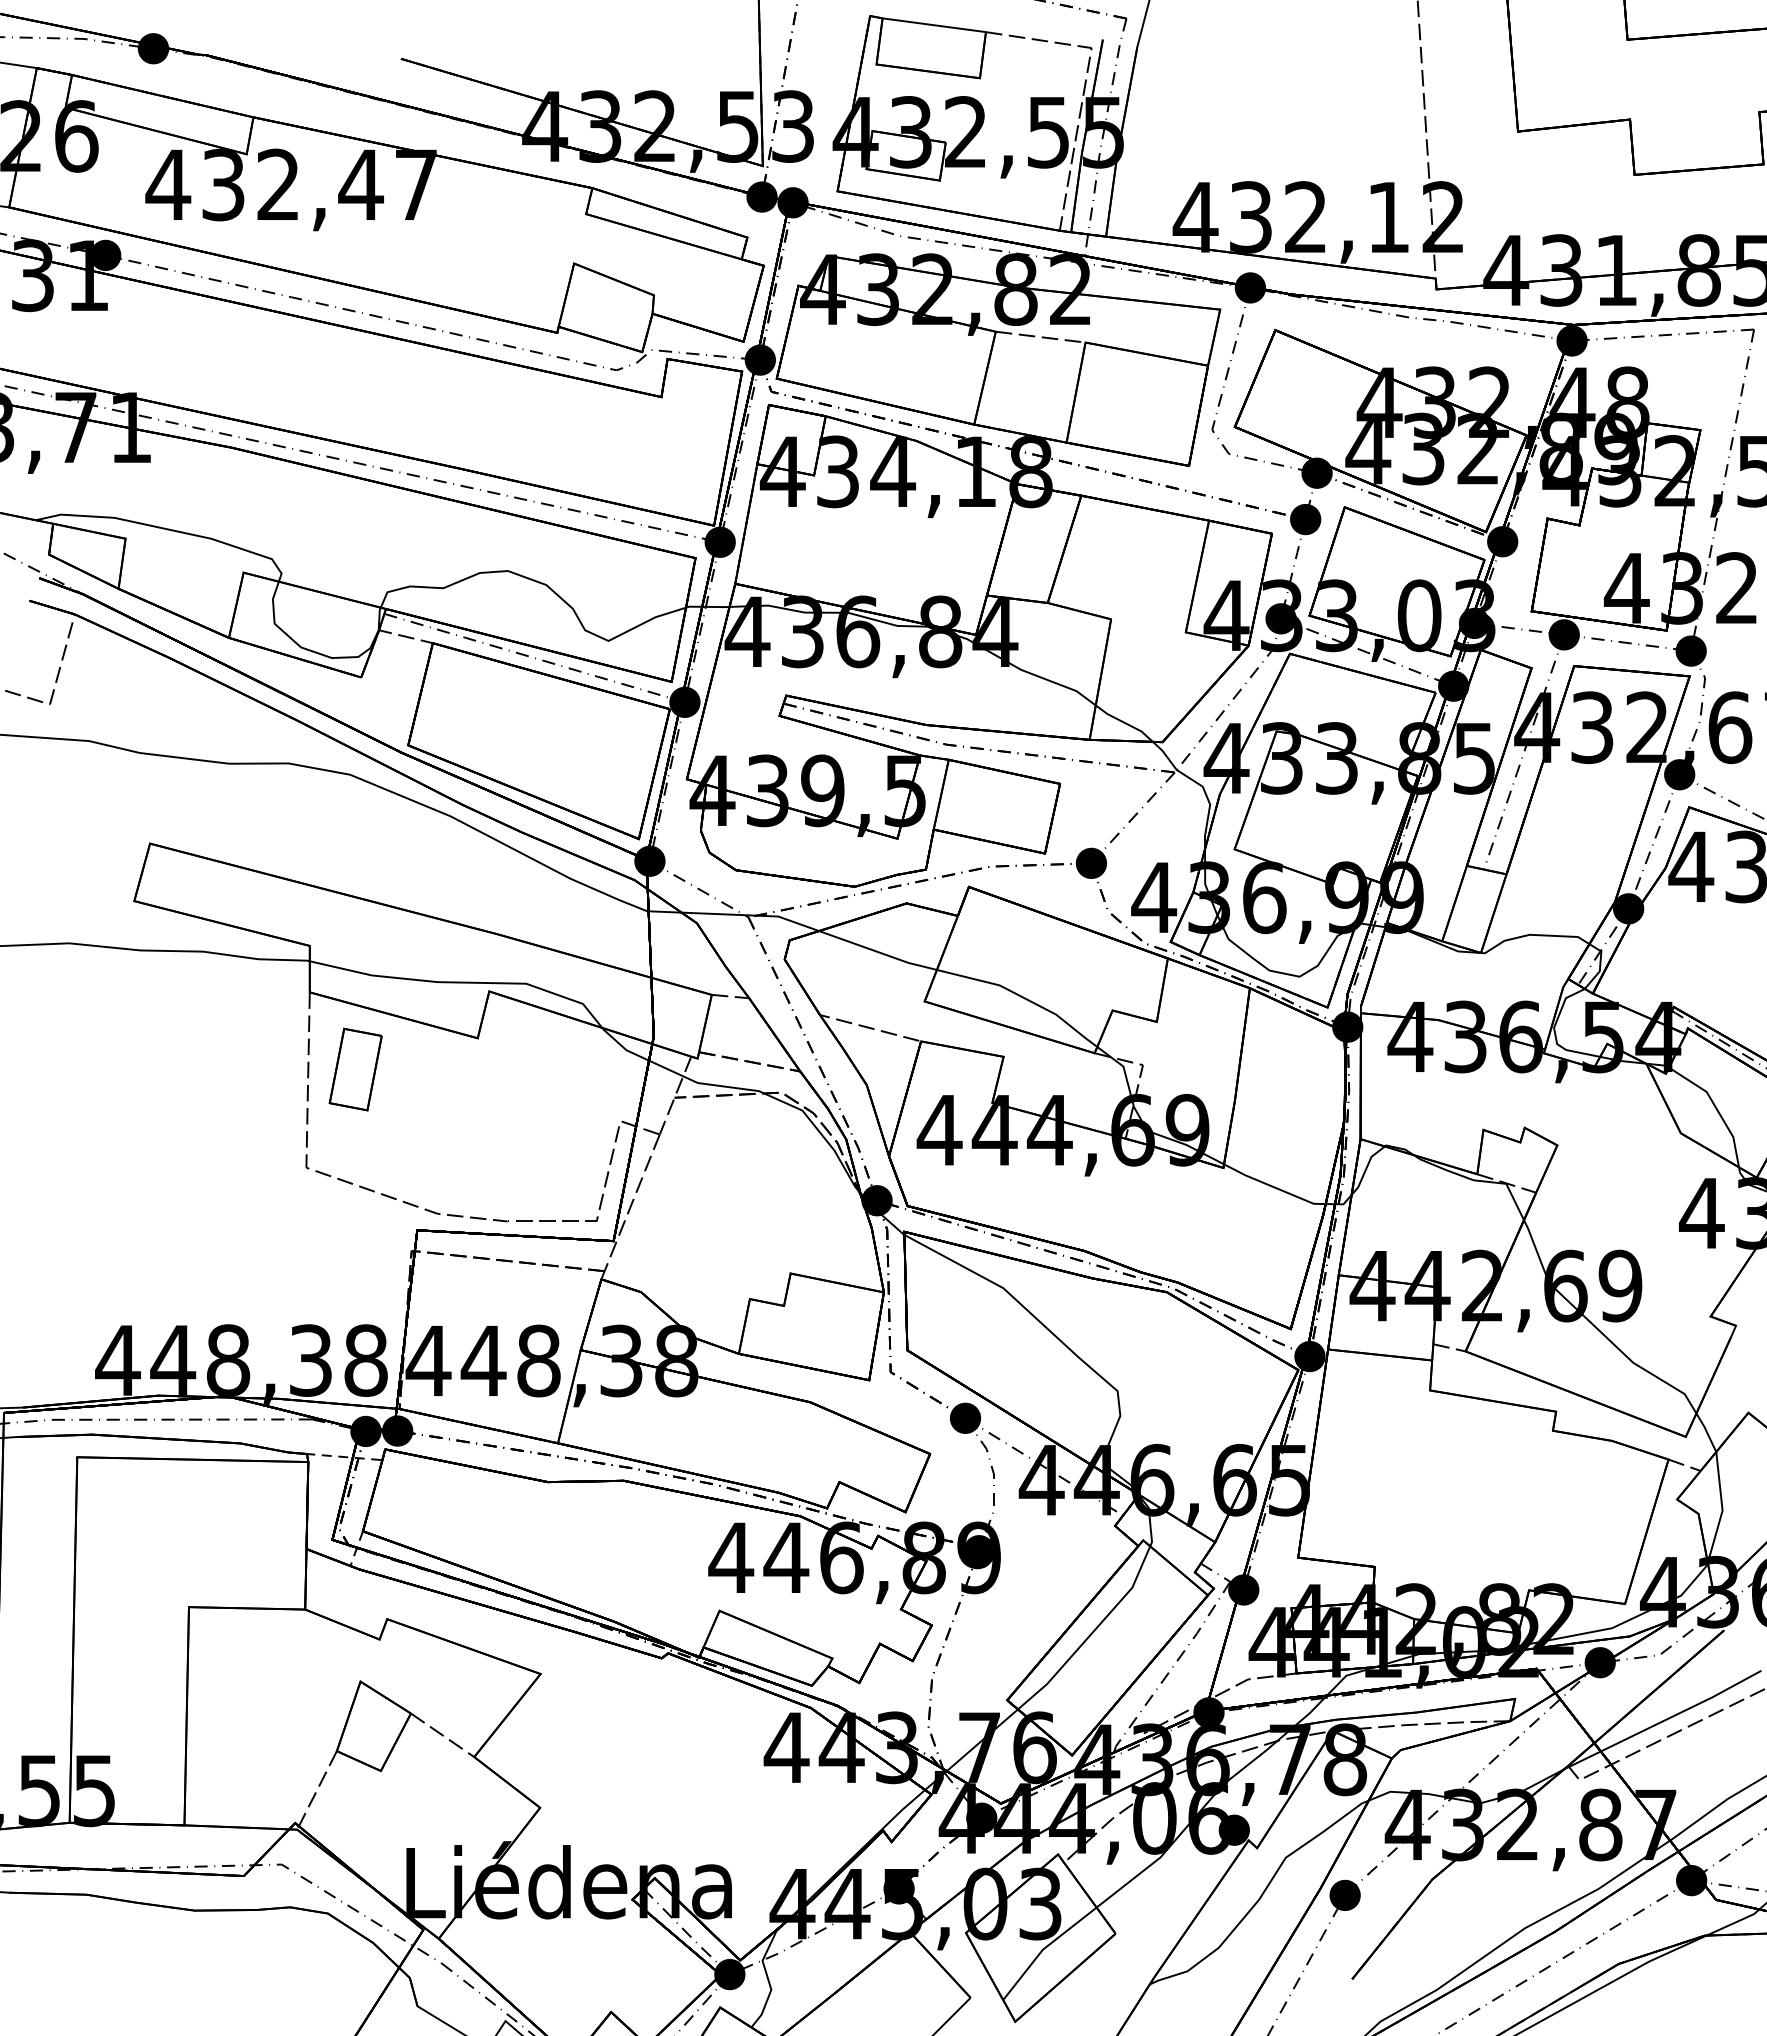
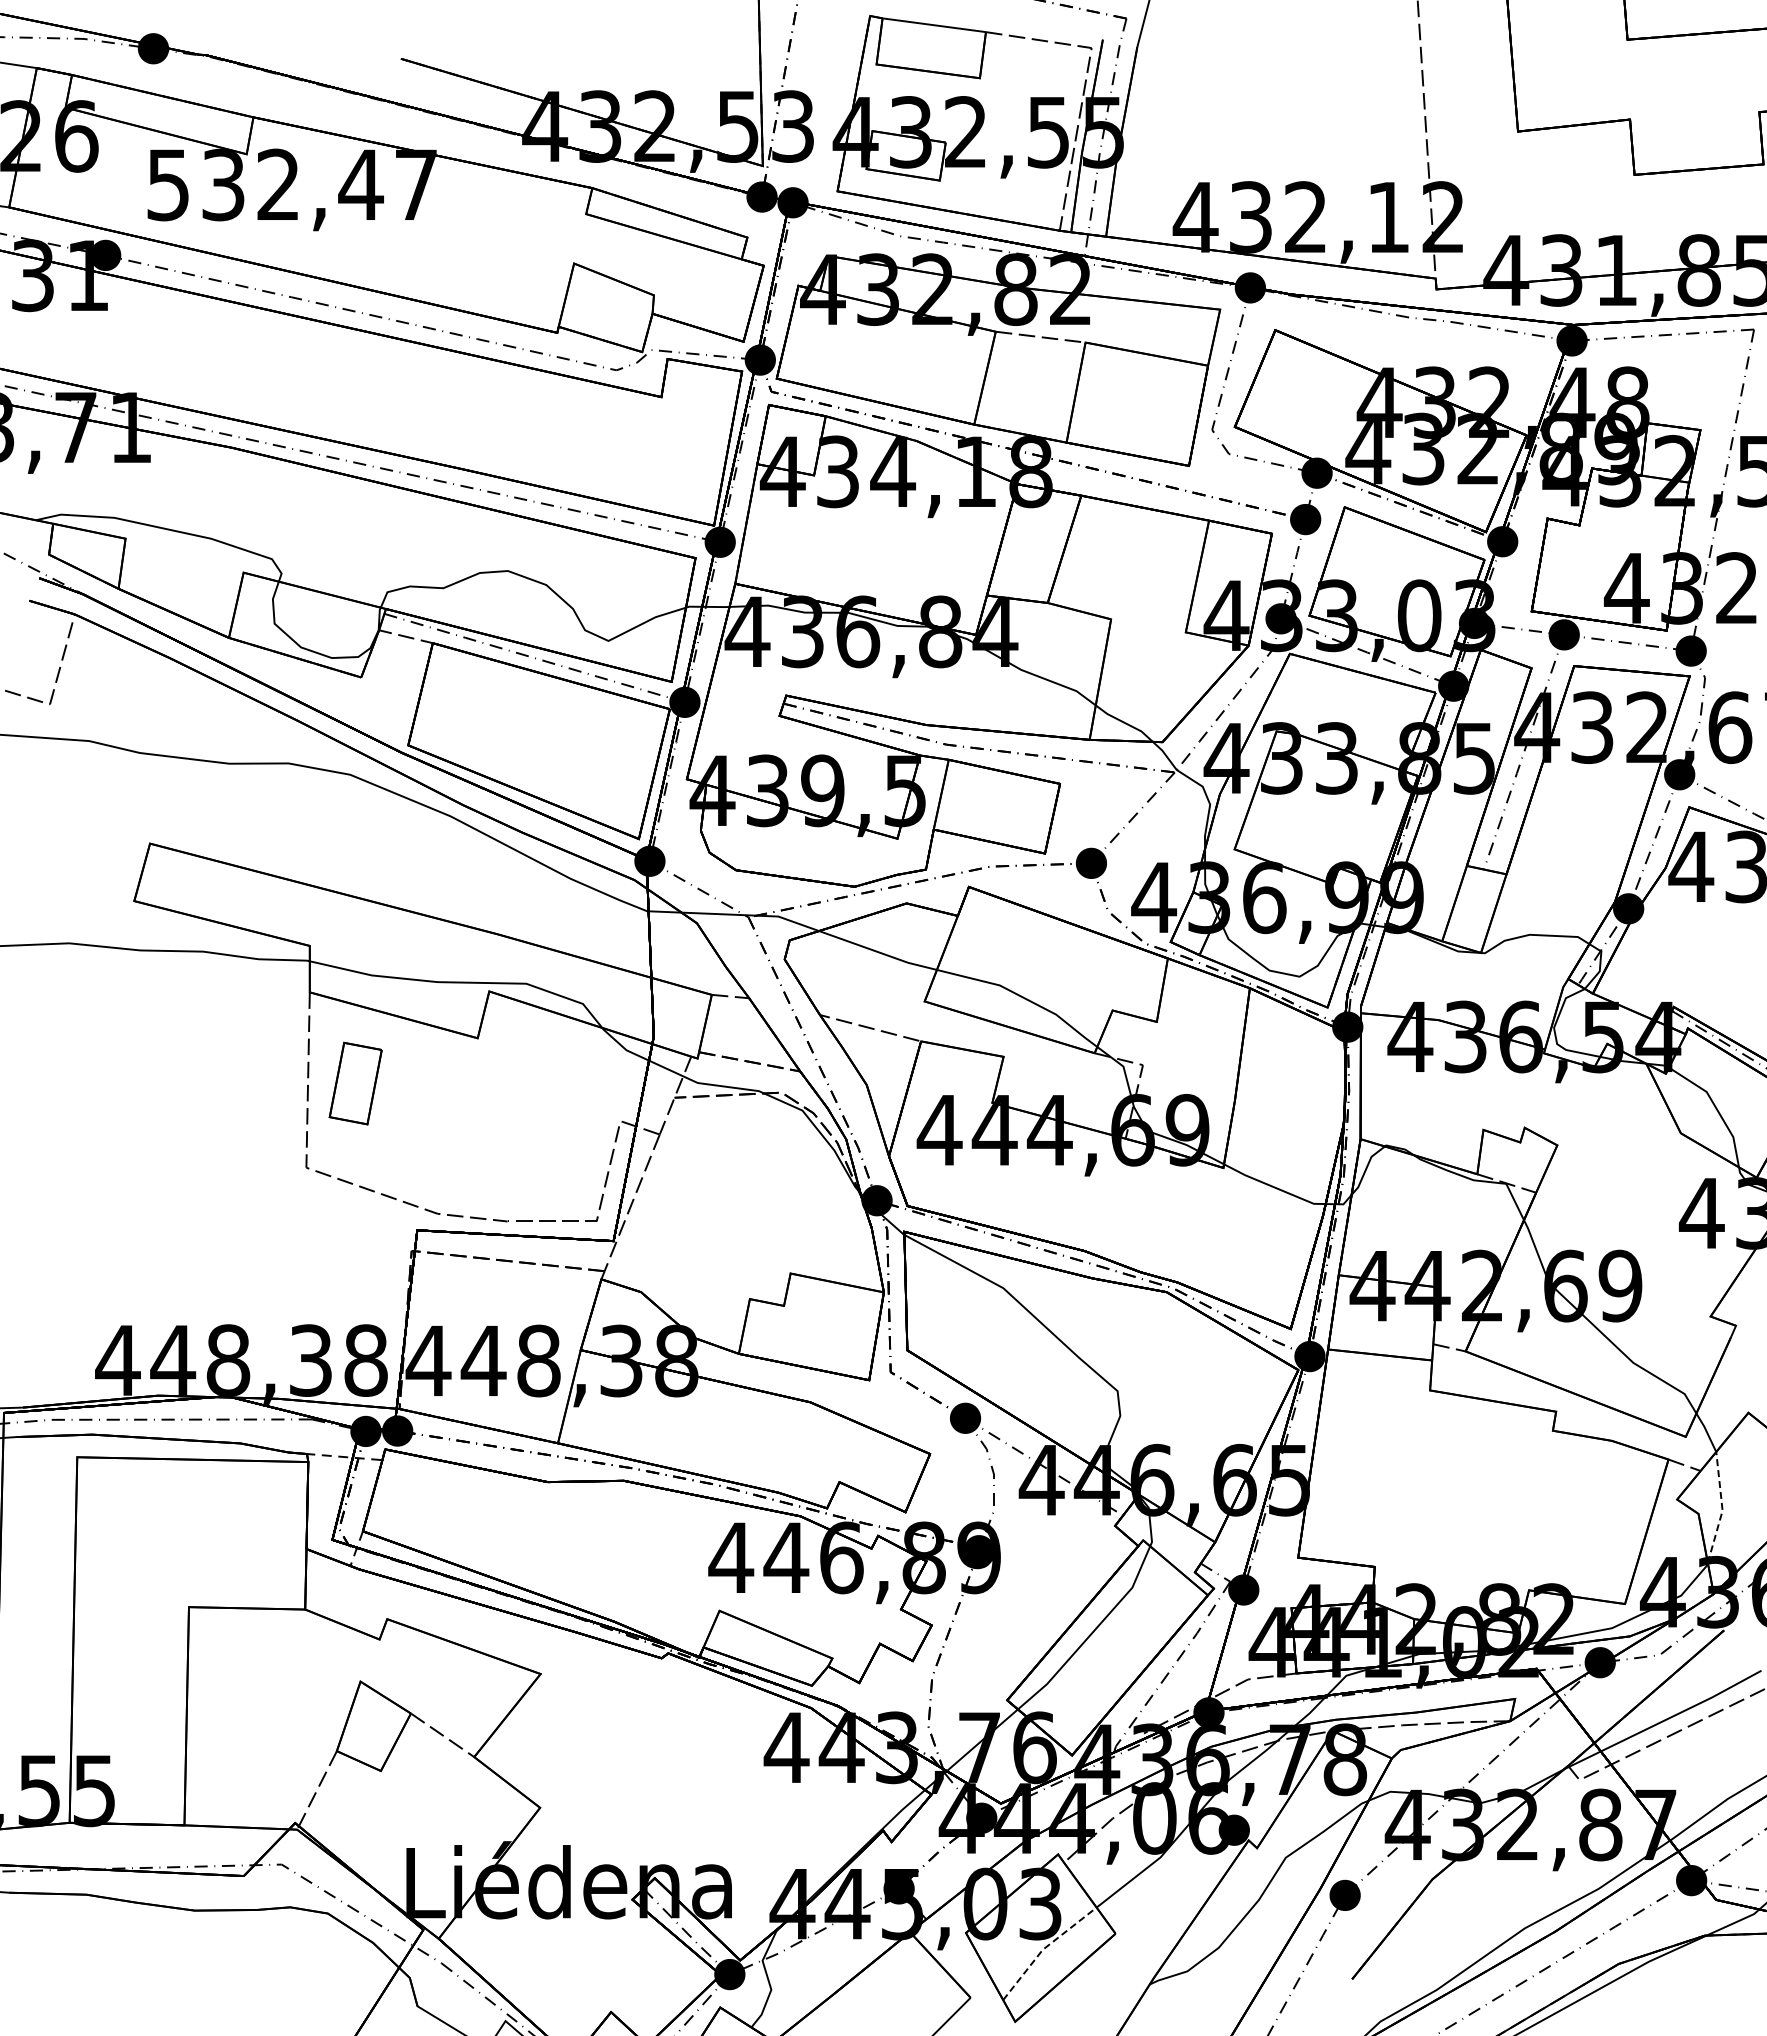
text: 432,47 -> 532,47 (168, 185)
part position: (355, 1069) -> (355, 1083) (355, 1083)
line: solid -> dashed (1722, 1507)
line: solid -> dashed (1044, 1948)
